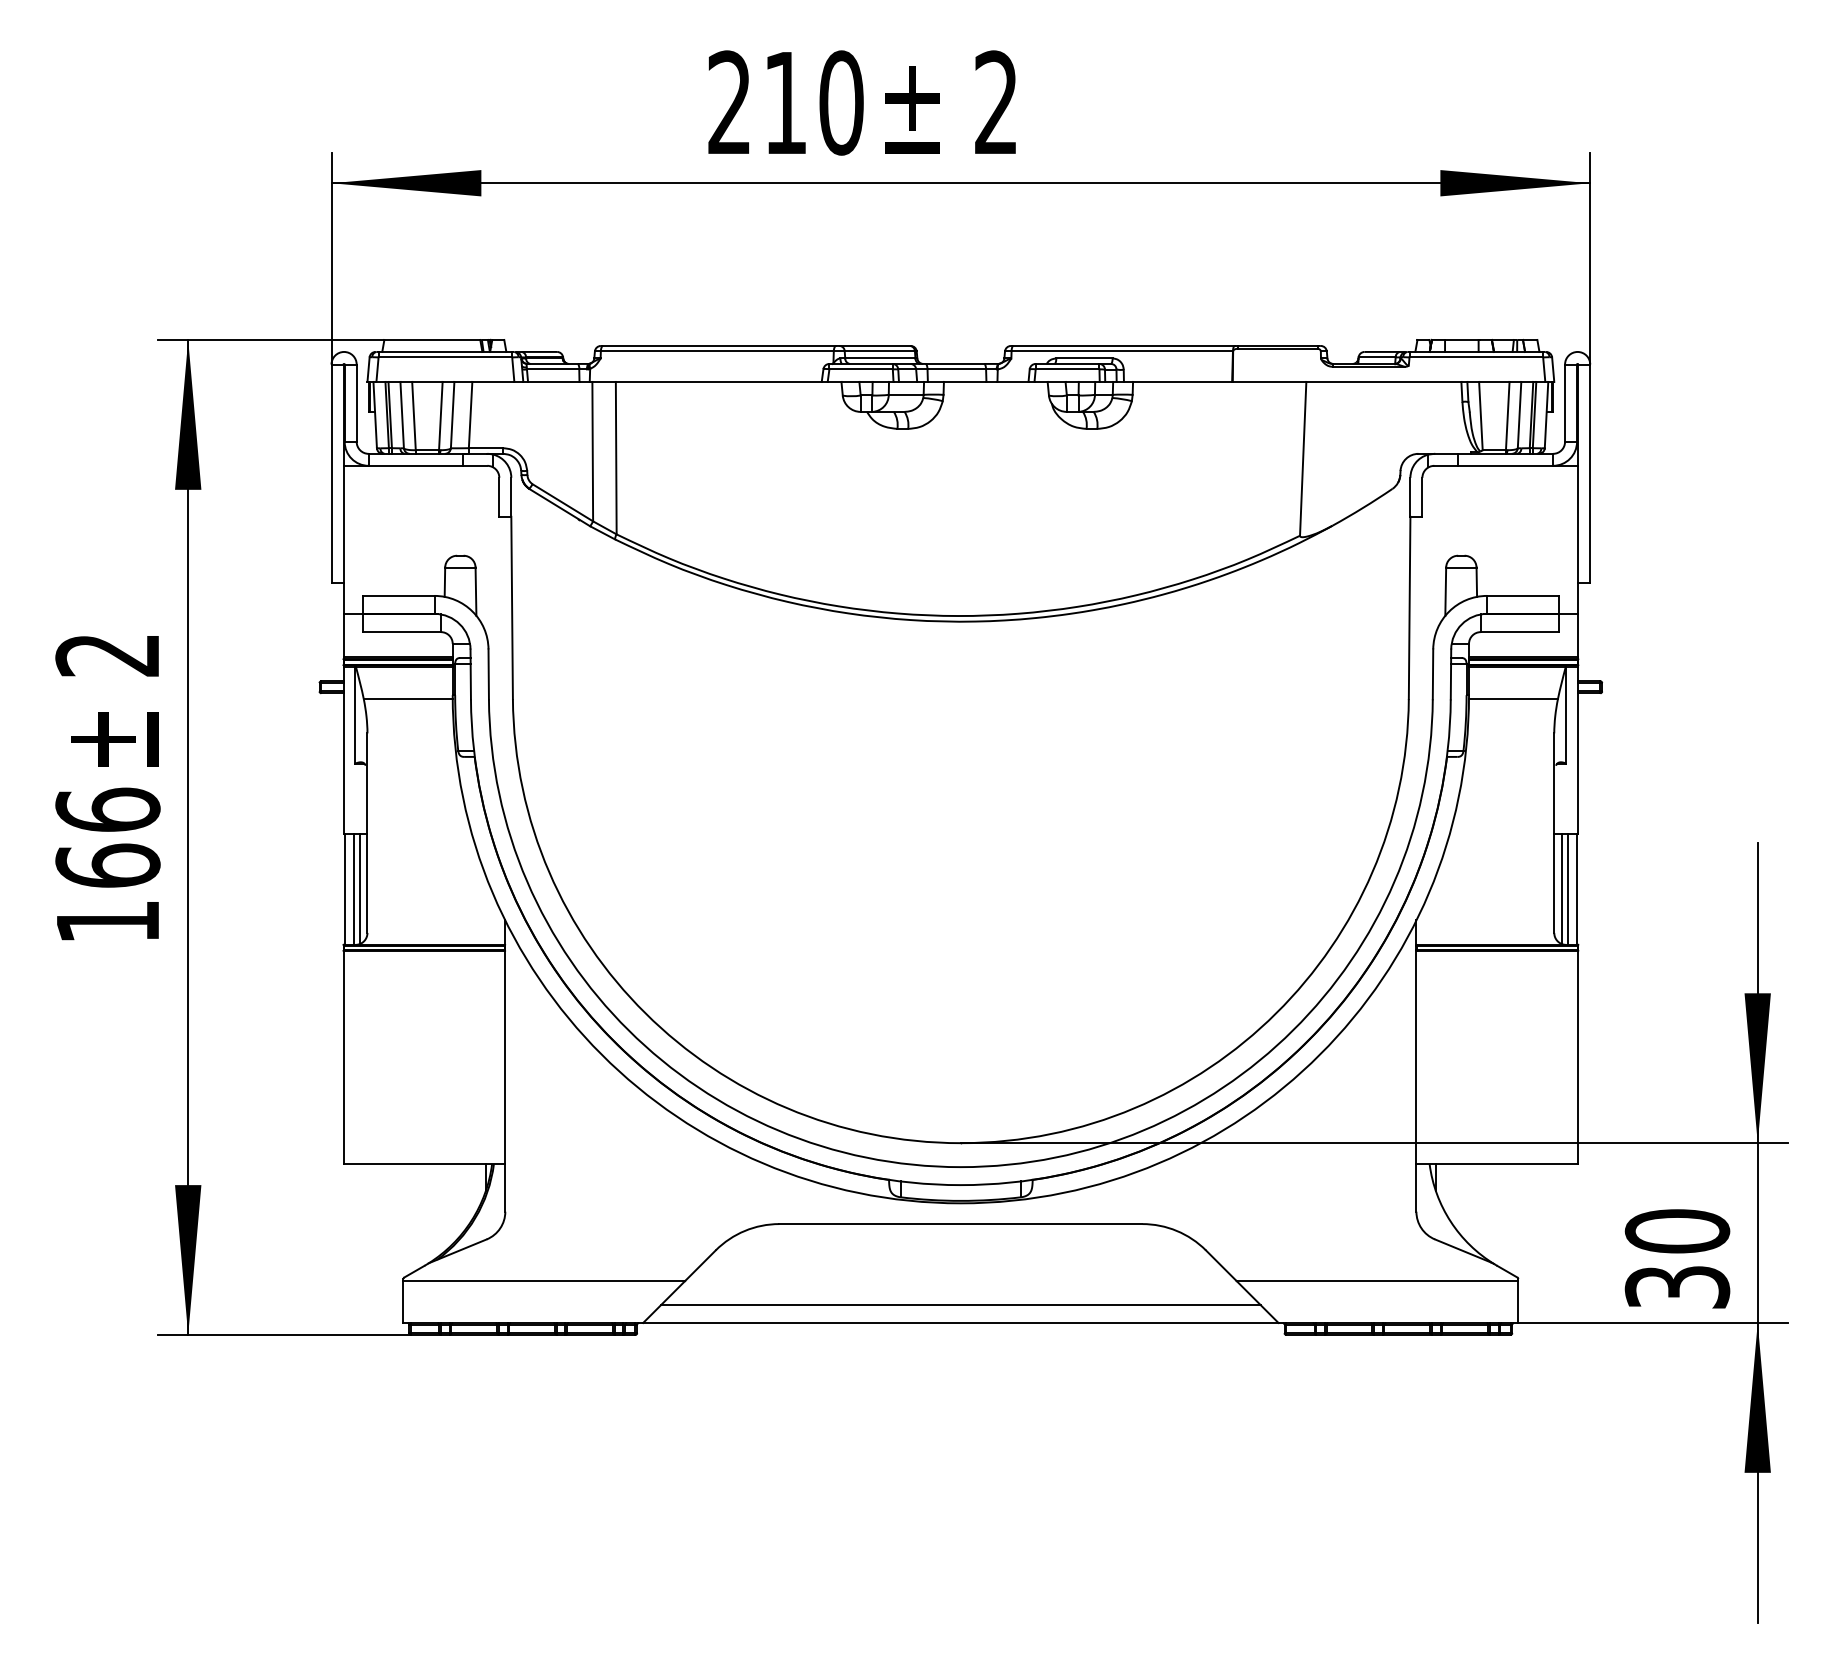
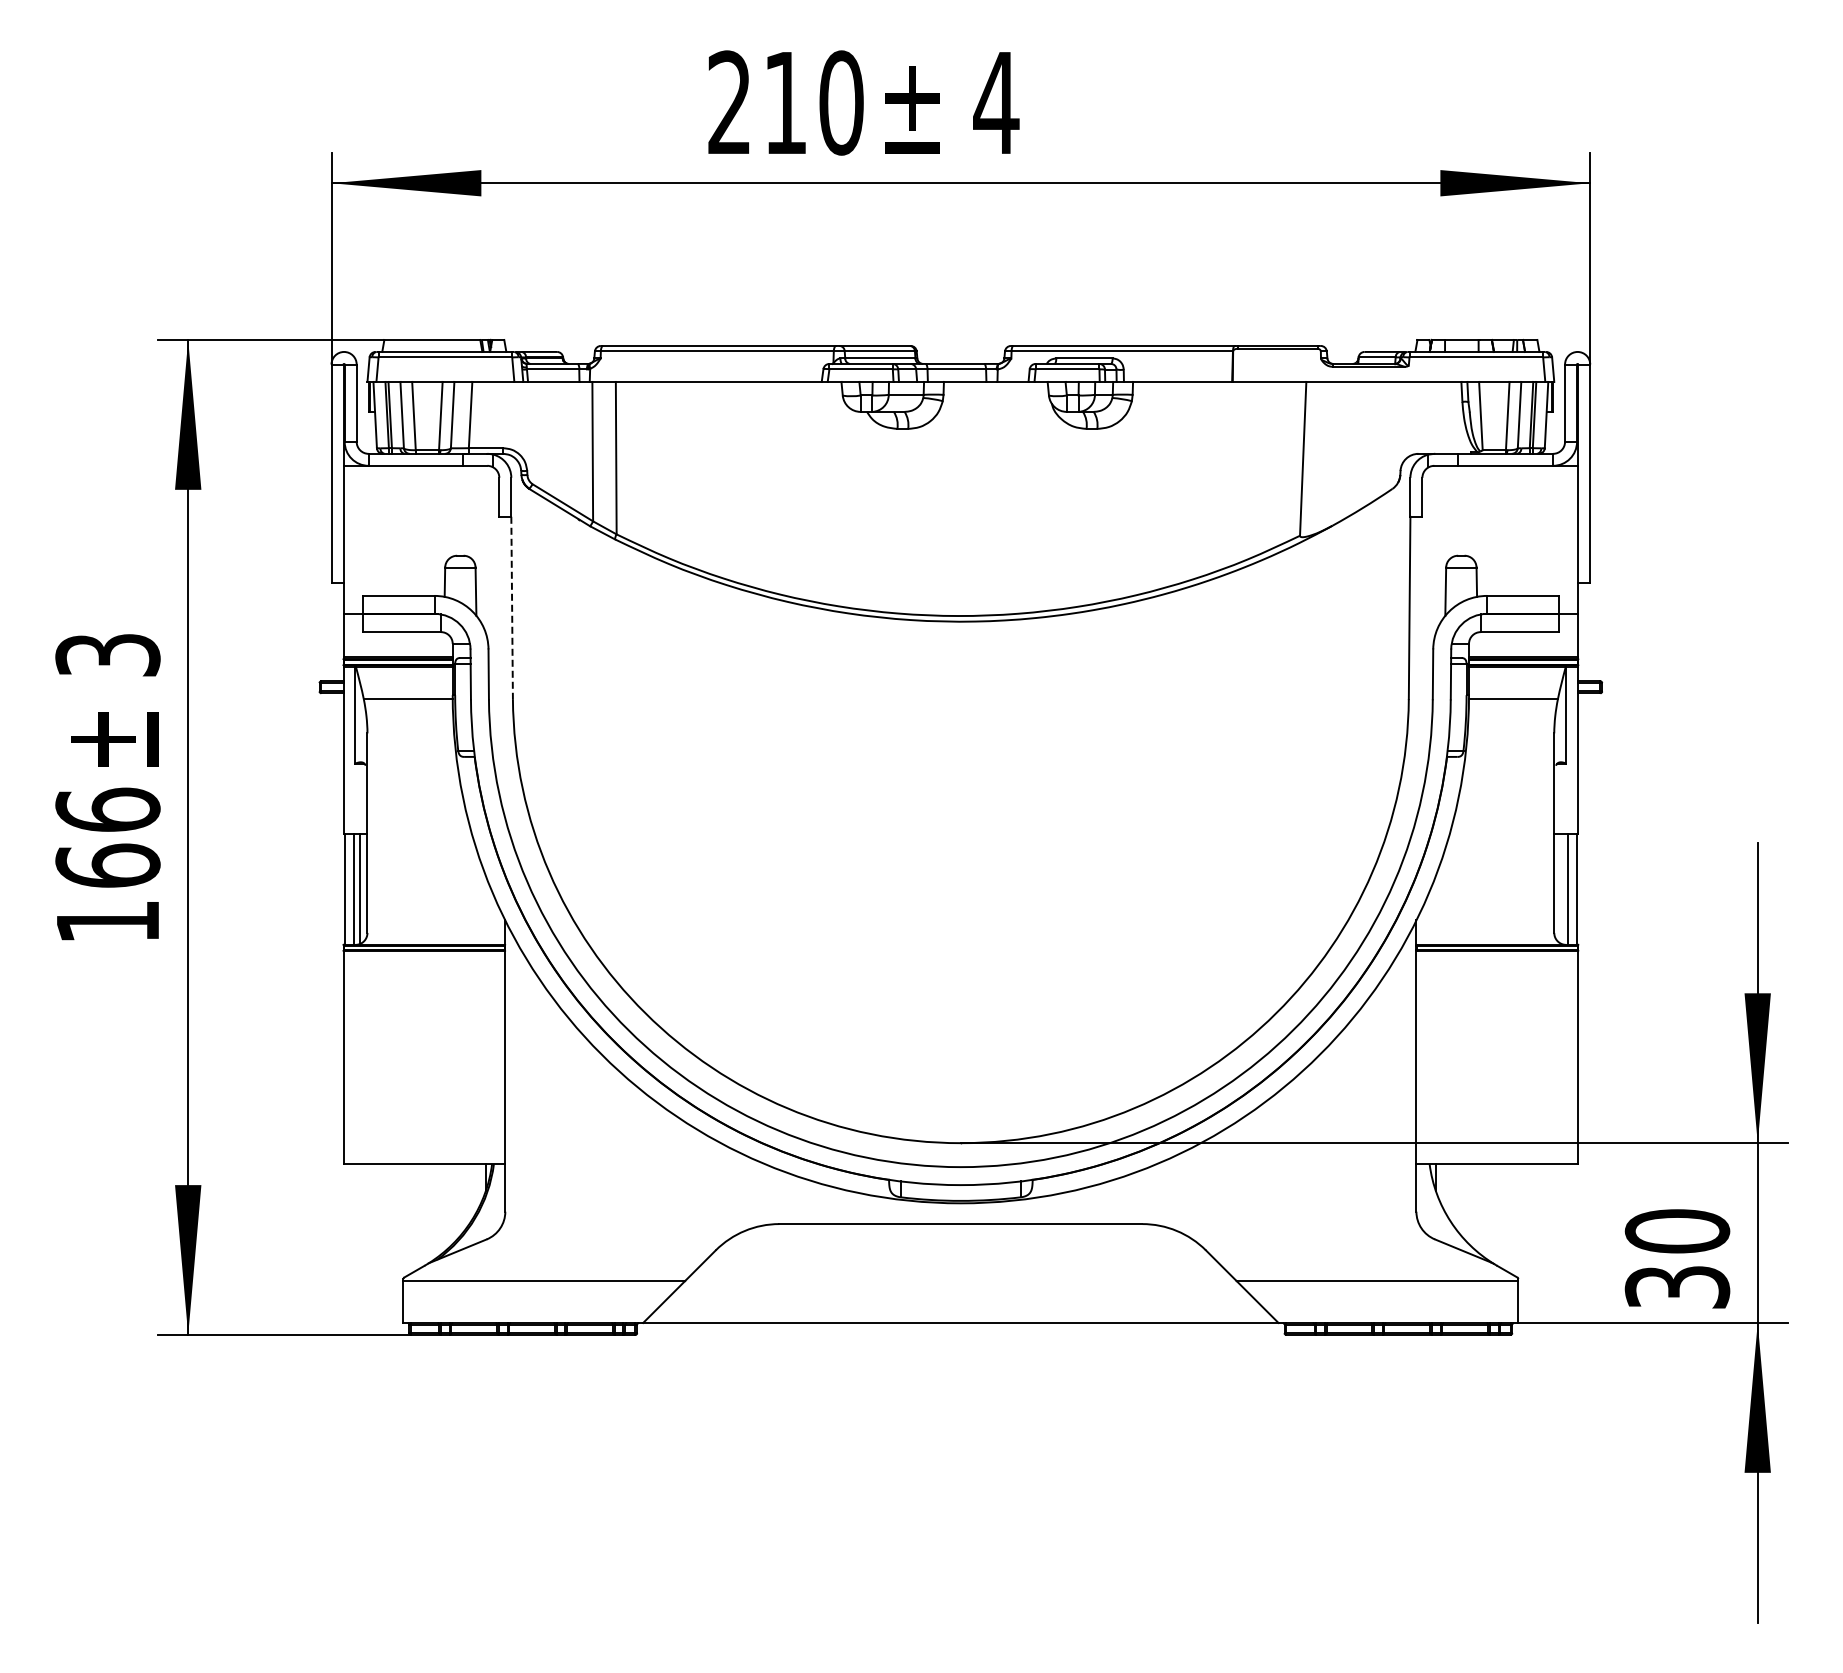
text: 2 -> 4 (996, 101)
line: solid -> dashed (512, 608)
text: 2 -> 3 (107, 655)
line: present -> none (1561, 888)
line: present -> none (960, 1304)
